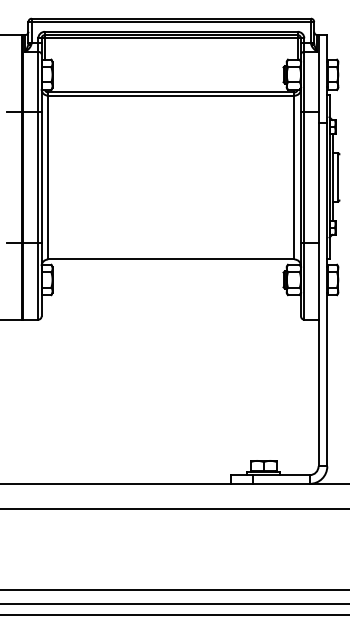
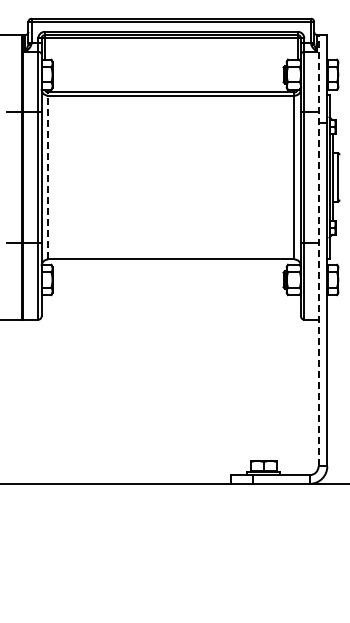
line: solid -> dashed (48, 175)
line: solid -> dashed (318, 250)
line: present -> none (174, 509)
line: present -> none (174, 590)
line: present -> none (174, 604)
line: present -> none (174, 615)
